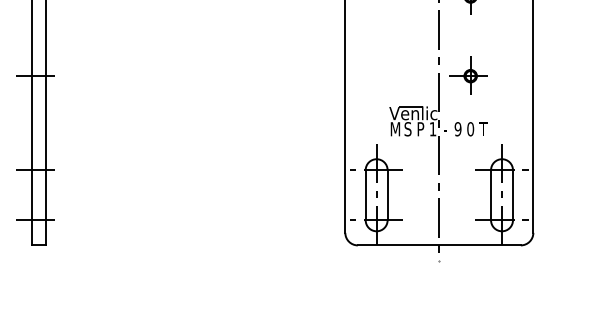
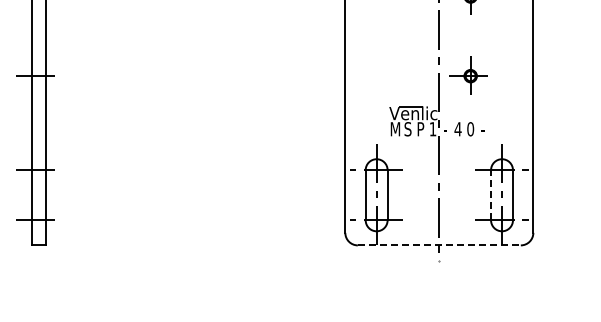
text: T -> - (483, 128)
text: 9 -> 4 (457, 129)
line: solid -> dashed (491, 194)
line: solid -> dashed (439, 245)
